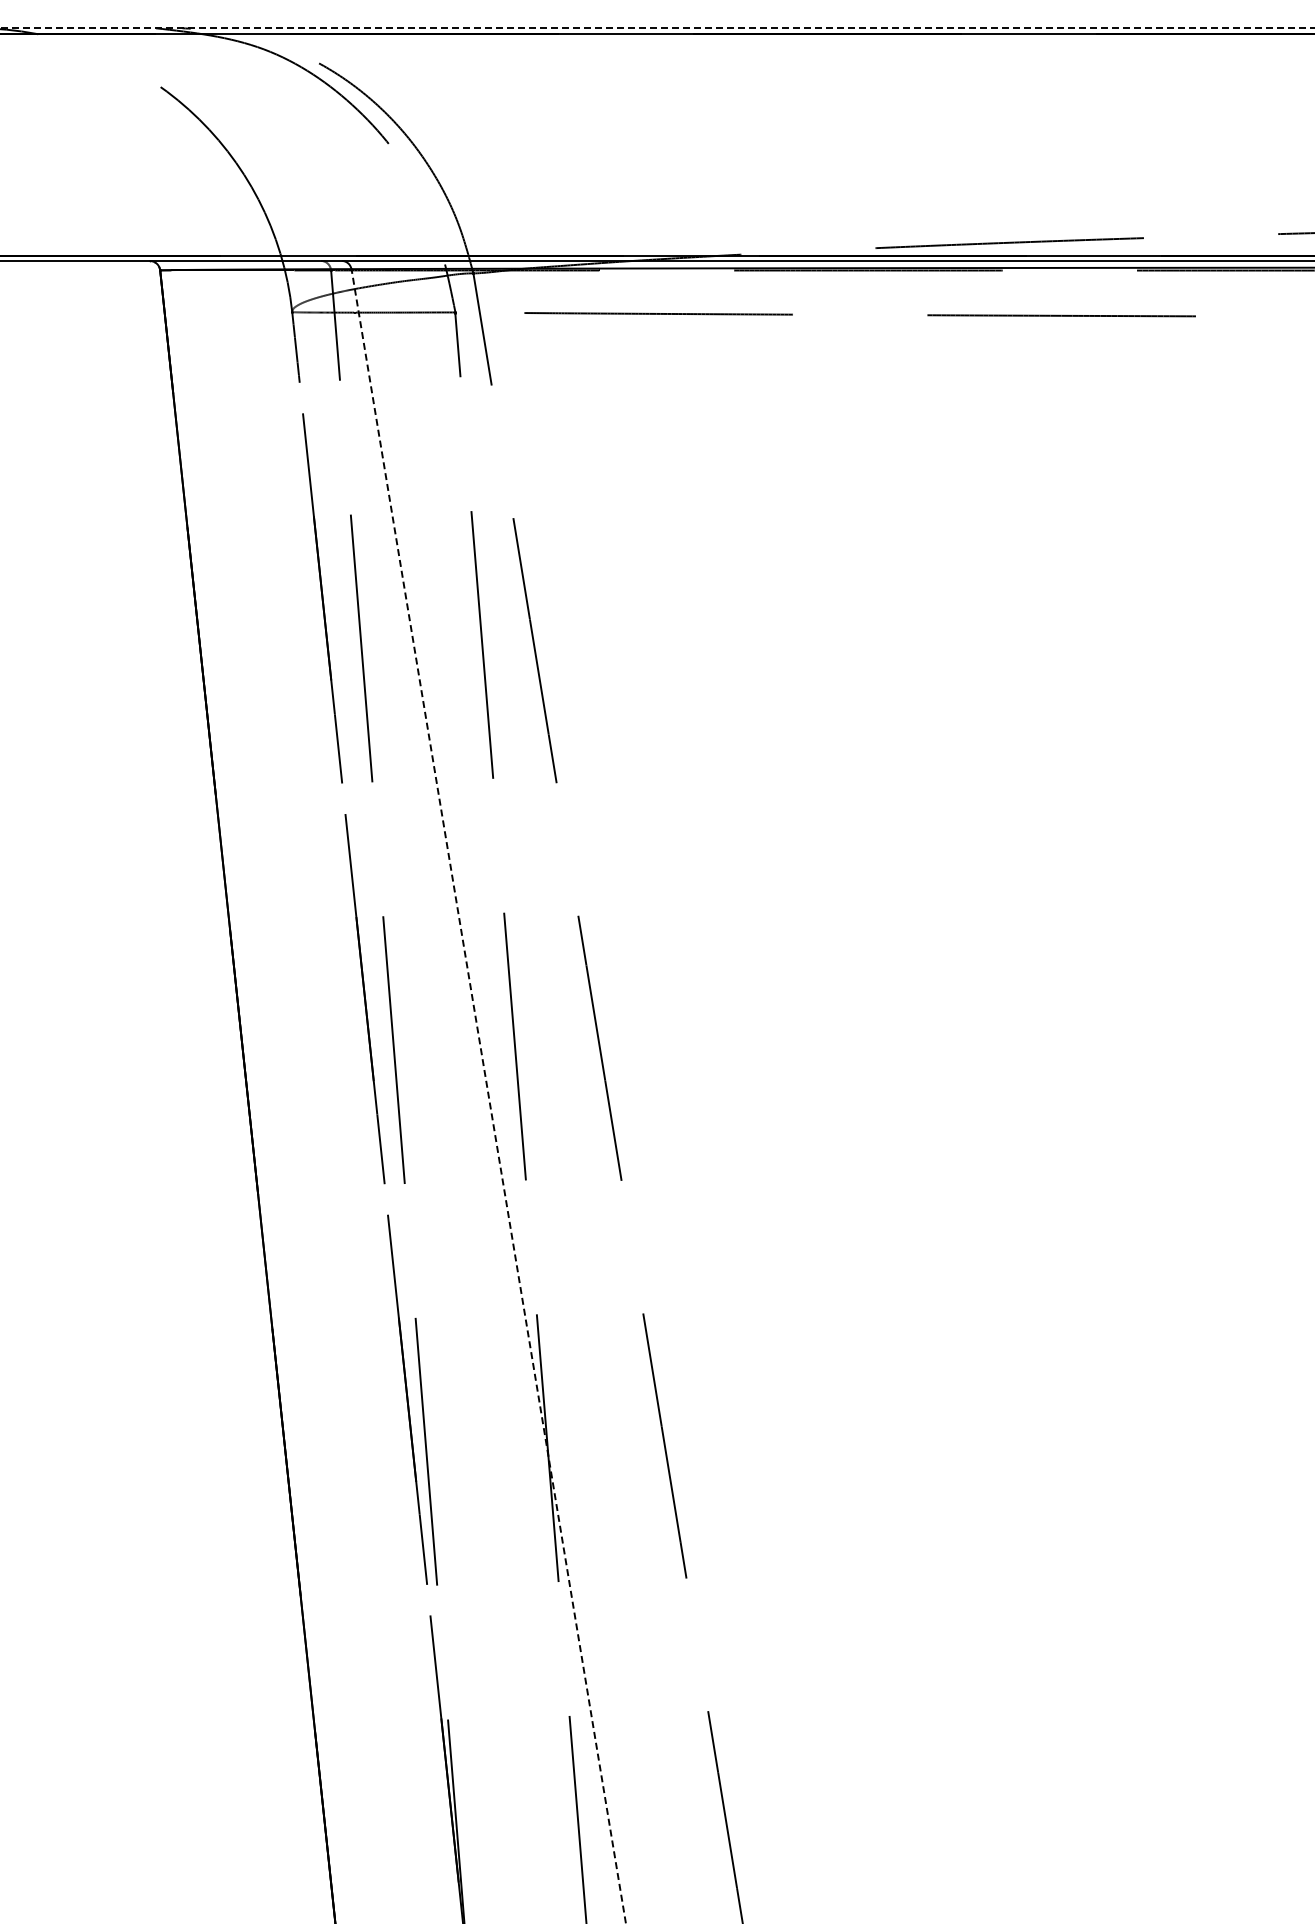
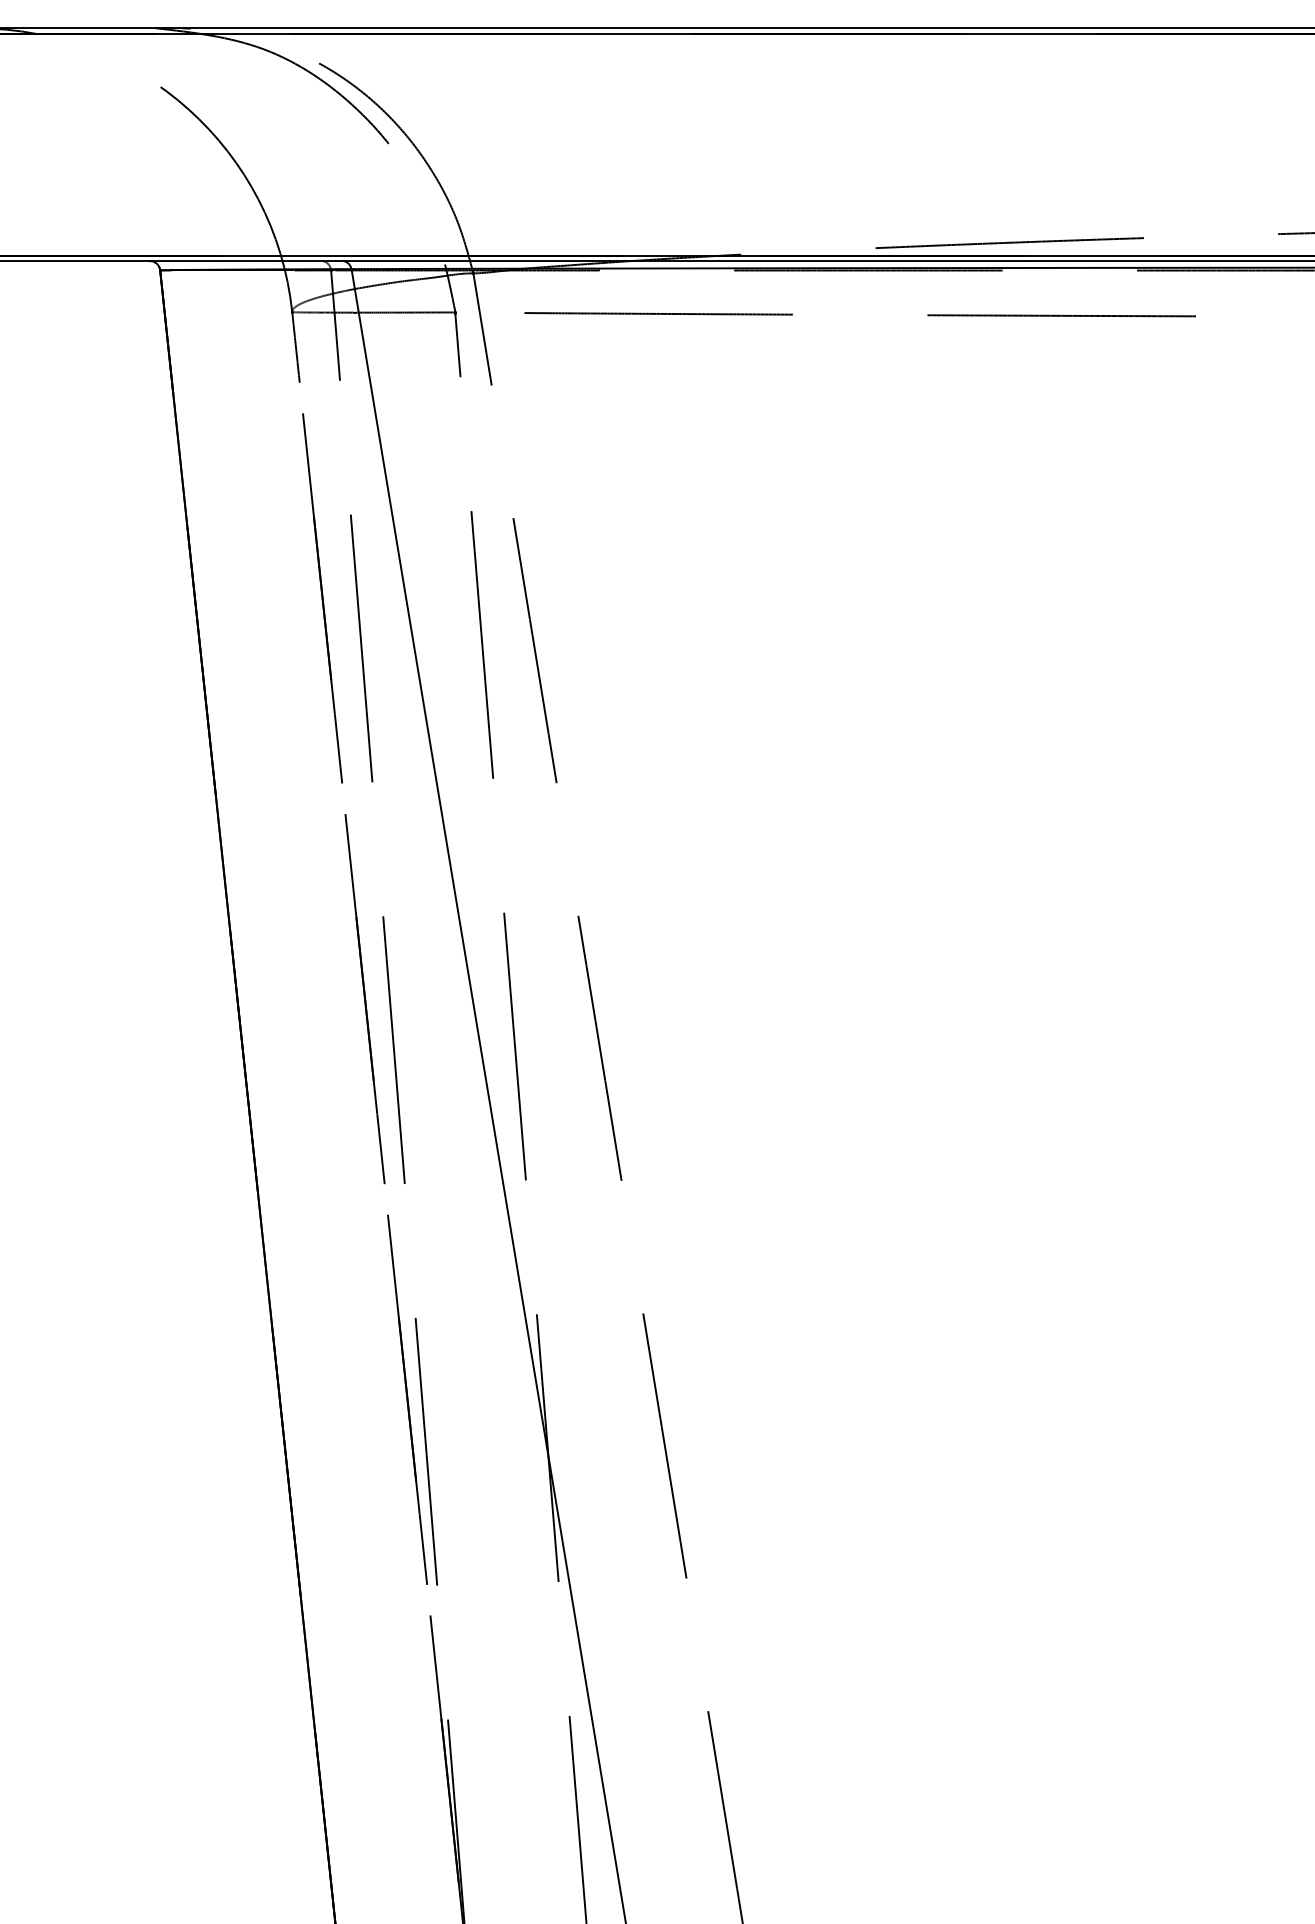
line: dashed -> solid (657, 28)
line: dashed -> solid (488, 1095)
